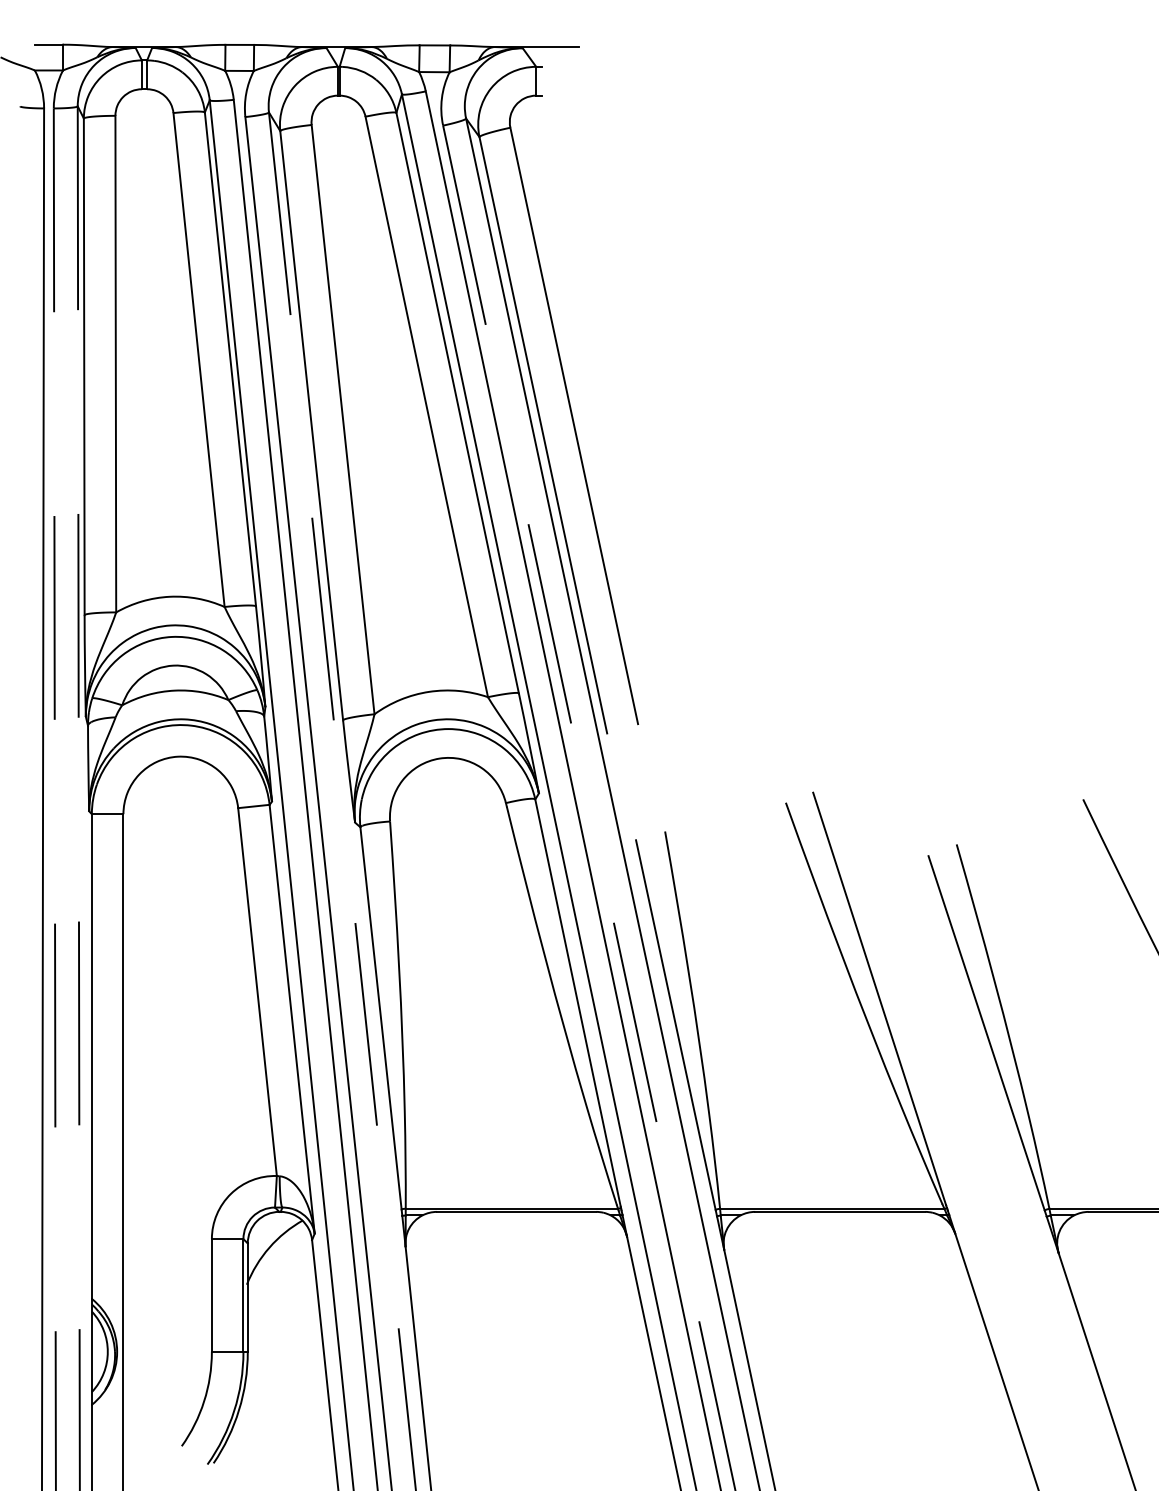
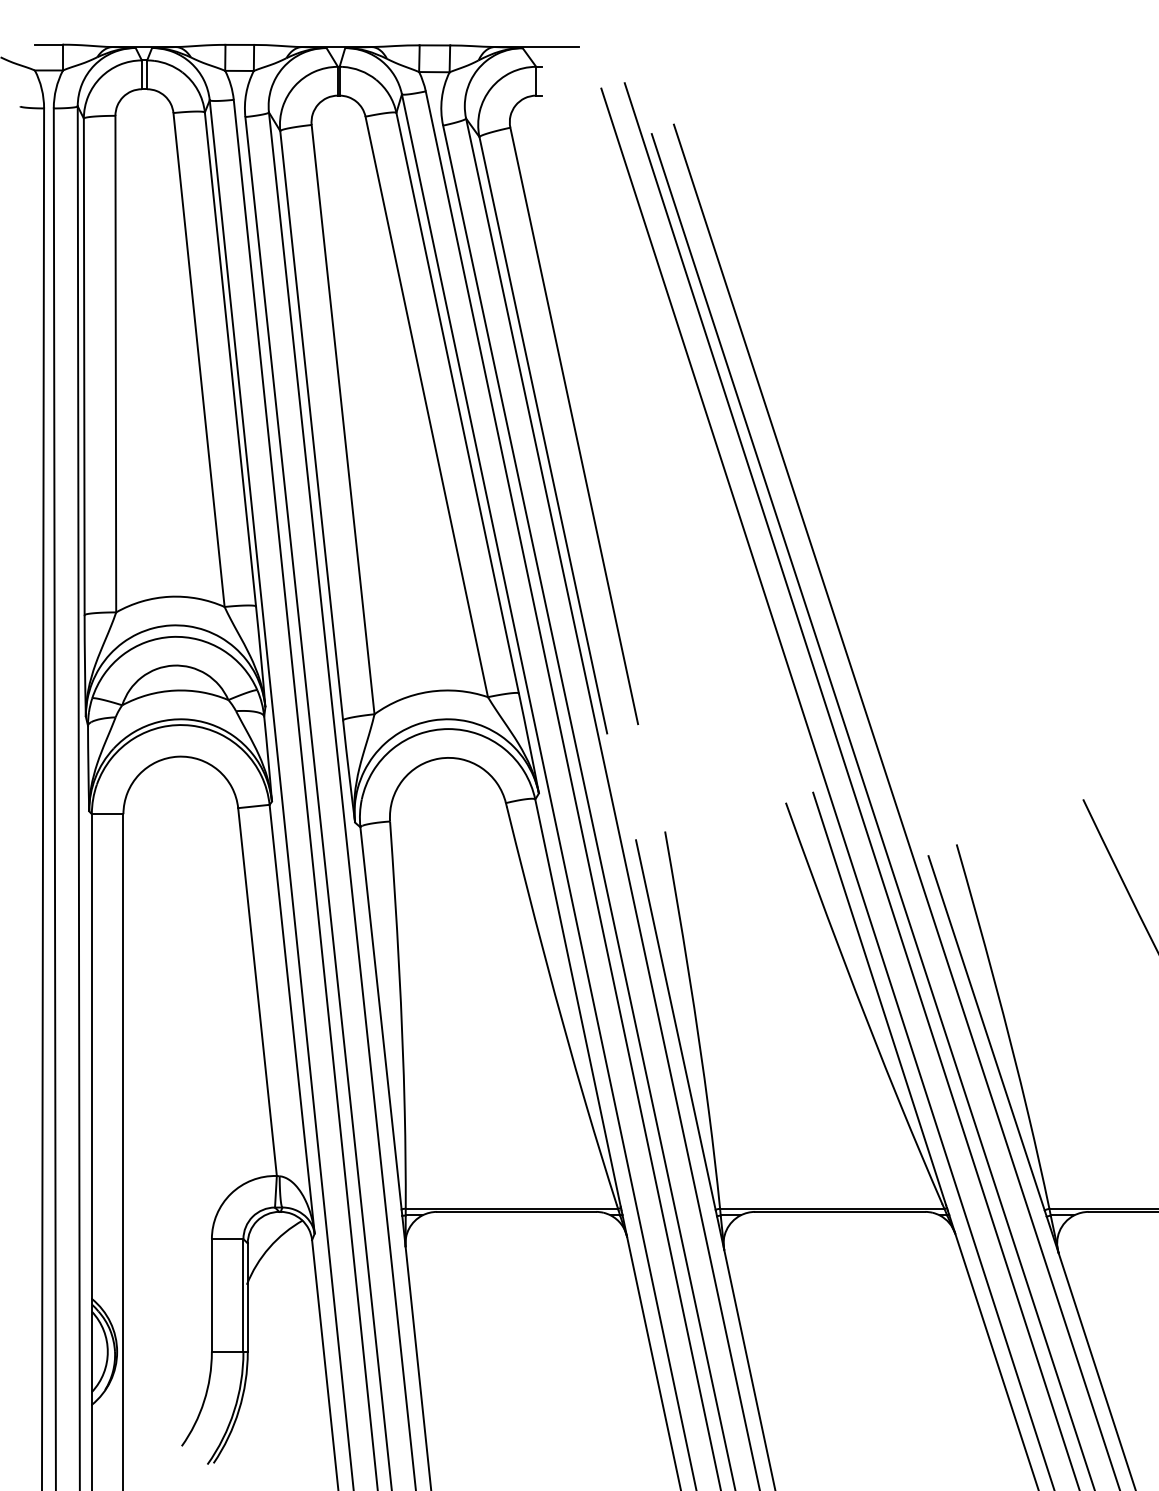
line: none -> present (851, 785)
line: none -> present (827, 787)
line: dashed -> solid (78, 799)
line: dashed -> solid (54, 800)
line: dashed -> solid (342, 802)
line: none -> present (895, 805)
line: dashed -> solid (589, 808)
line: none -> present (872, 810)
